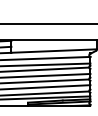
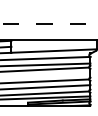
line: solid -> dashed (49, 23)
line: present -> none (46, 75)
